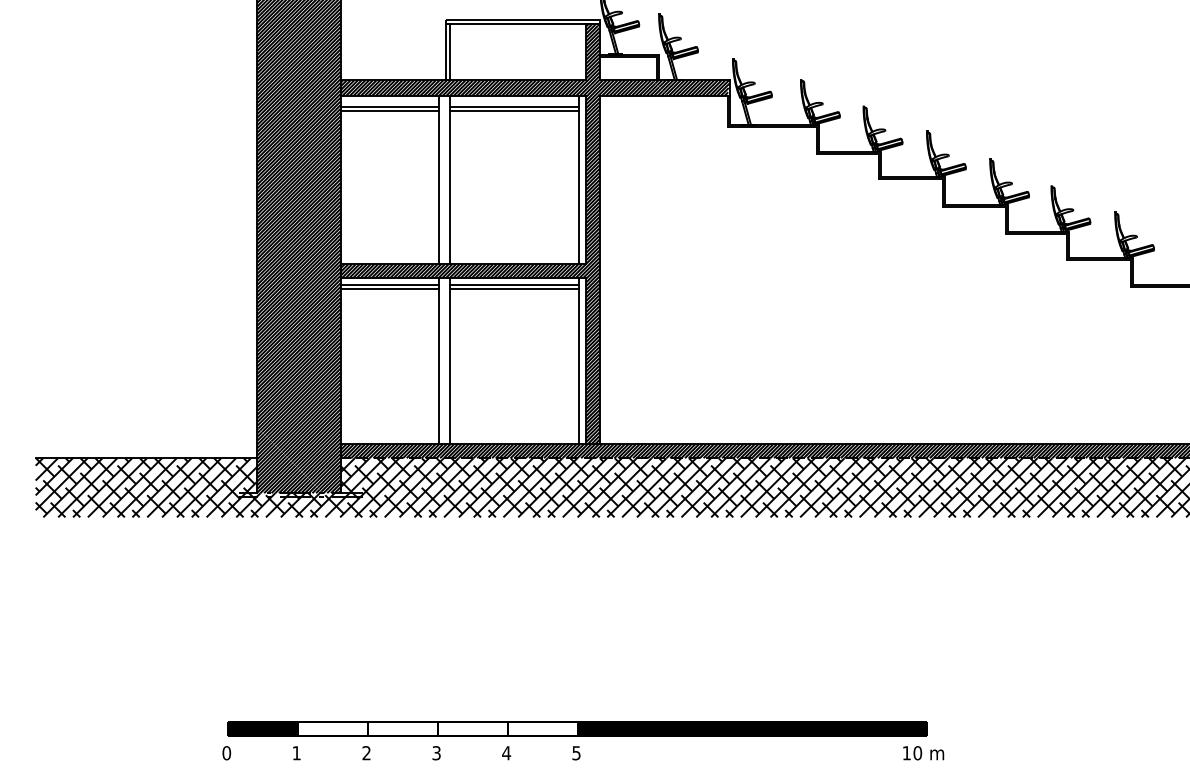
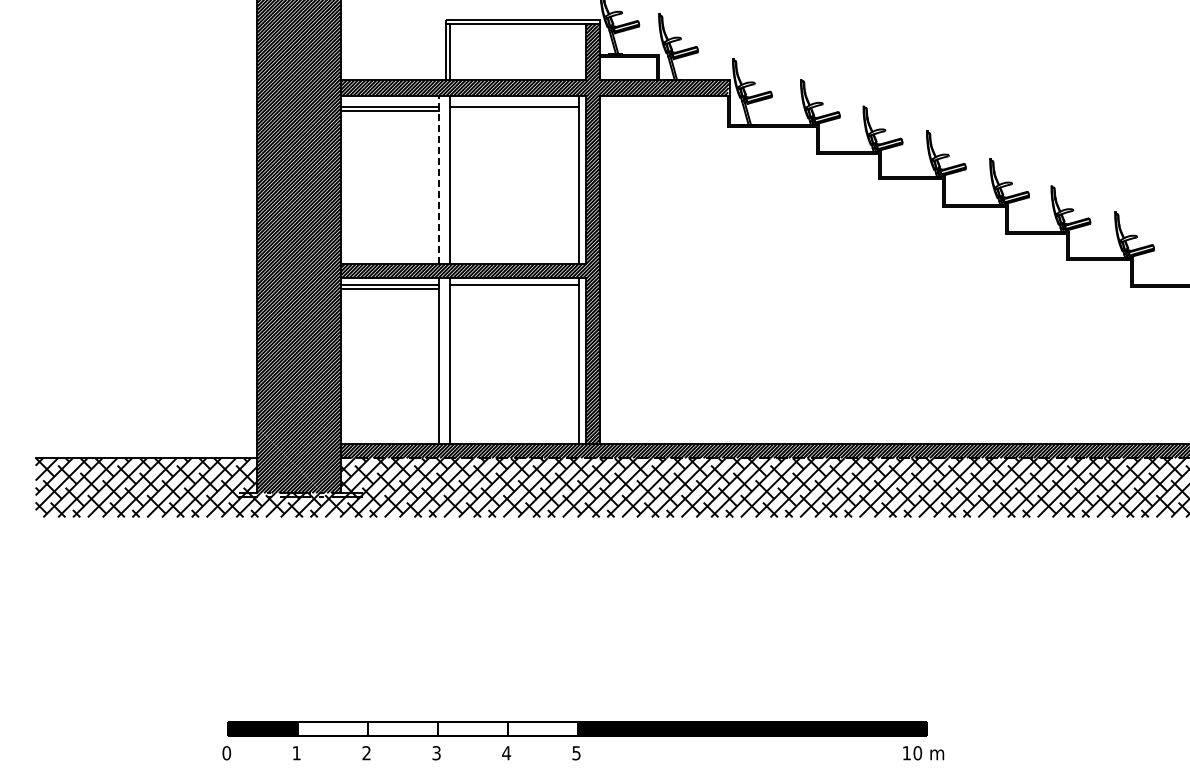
line: present -> none (514, 110)
line: solid -> dashed (439, 179)
line: present -> none (514, 288)
